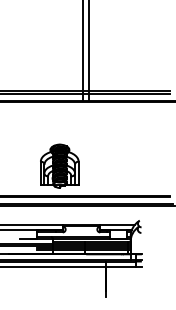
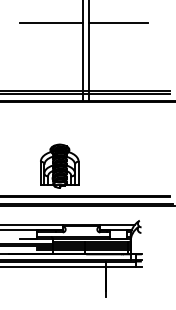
line: none -> present (51, 22)
line: none -> present (117, 22)
